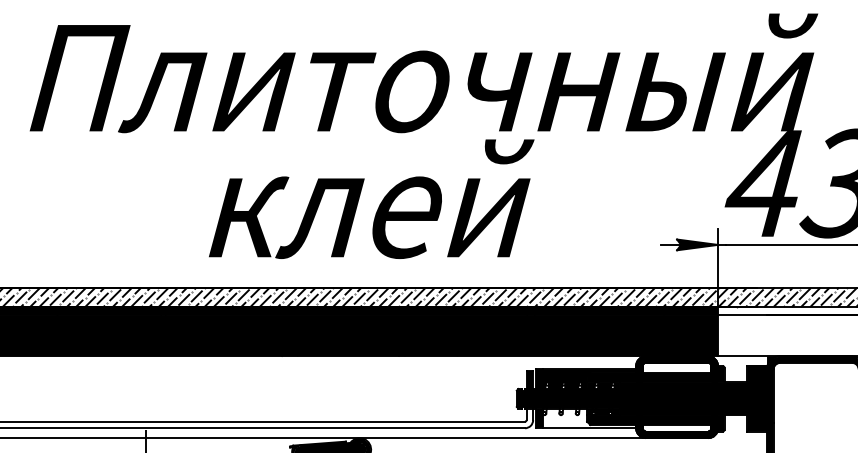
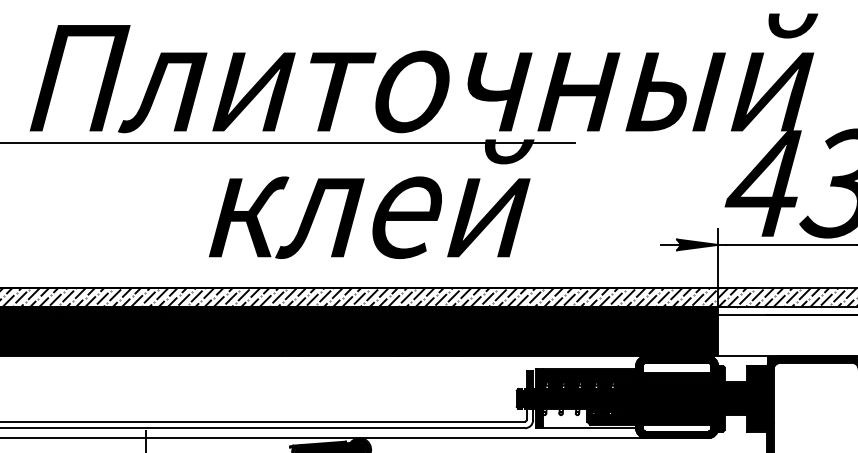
line: none -> present (288, 143)
